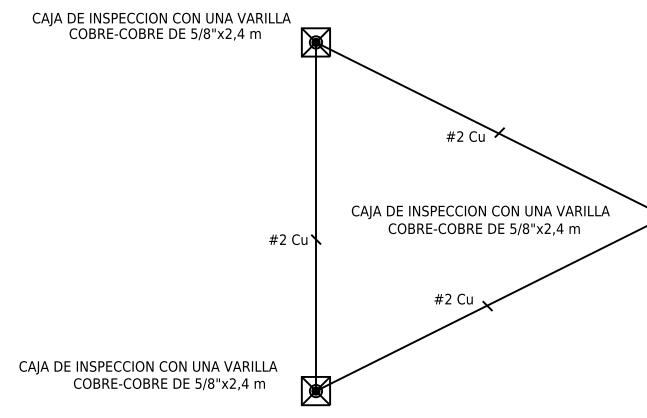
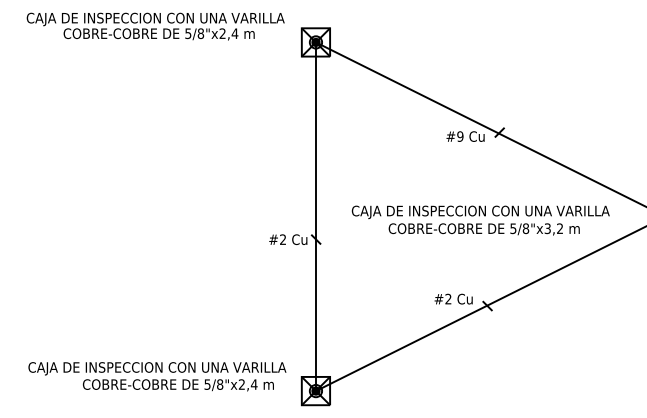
text position: (161, 26) -> (155, 26) (155, 26)
text: #2 -> #9 (460, 136)
text: 5/8"x2,4 -> 5/8"x3,2 (553, 228)
text position: (148, 375) -> (157, 376) (157, 376)
